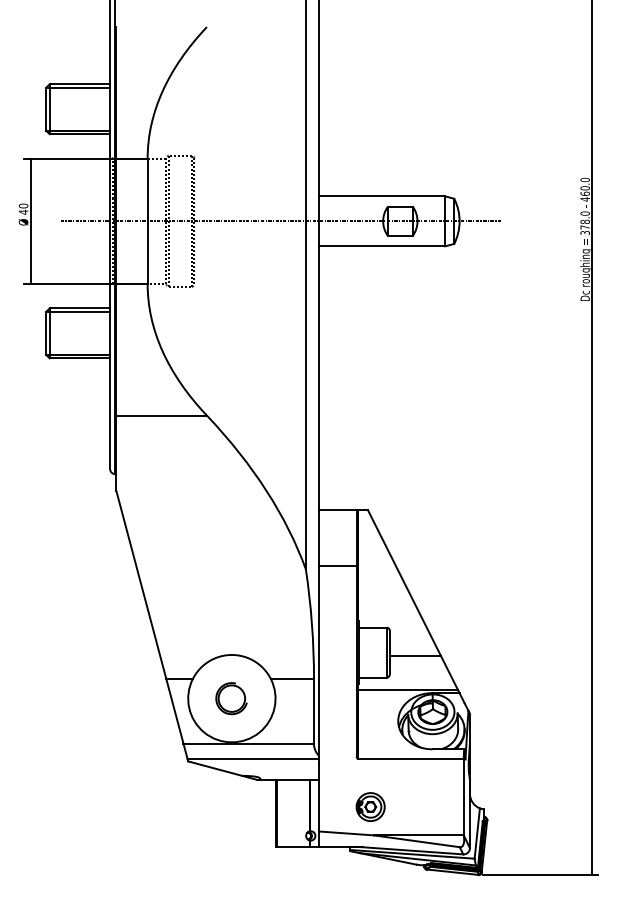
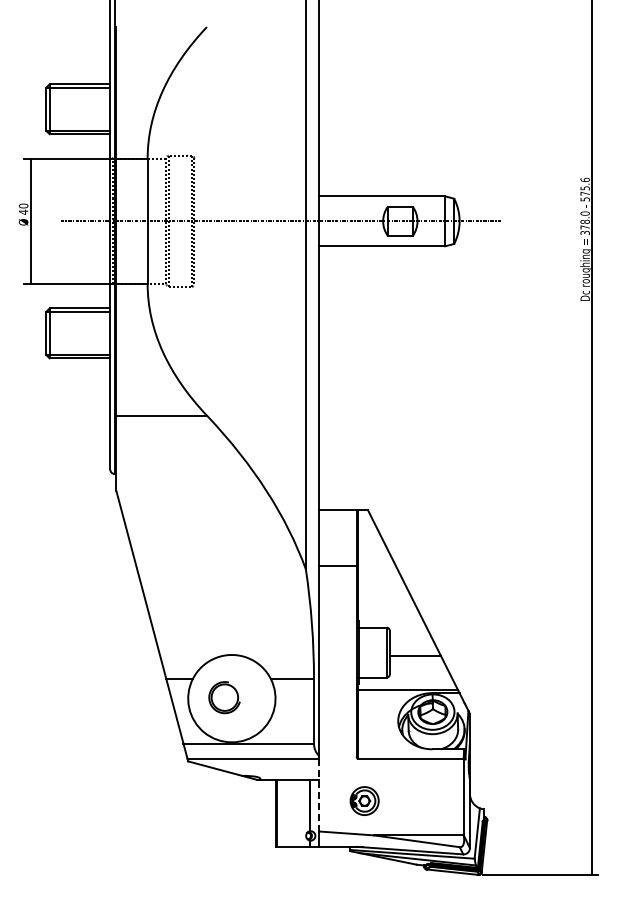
text: 460.0 -> 575.6 (584, 189)
part position: (231, 698) -> (224, 697) (224, 697)
line: solid -> dashed (319, 796)
part position: (370, 806) -> (364, 800) (364, 800)
